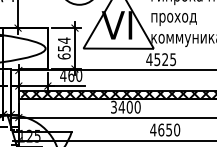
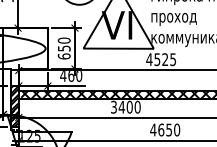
text: 654 -> 650 (63, 40)
hatch: none -> present (14, 106)
